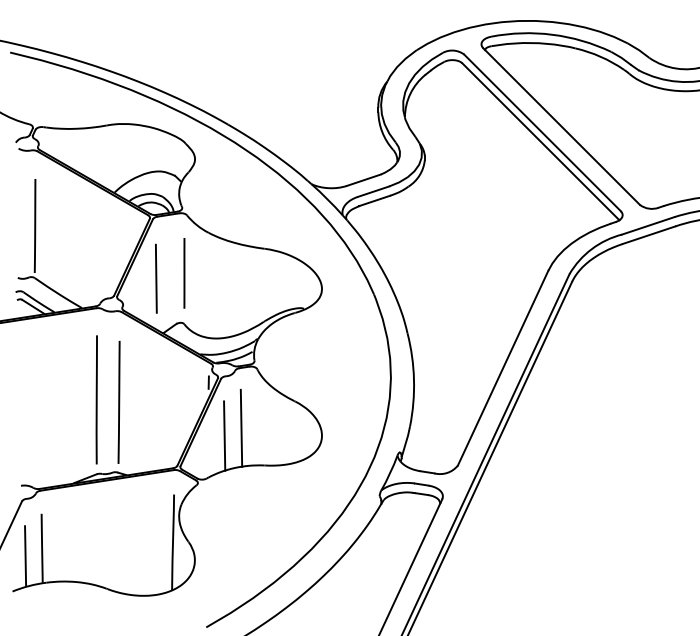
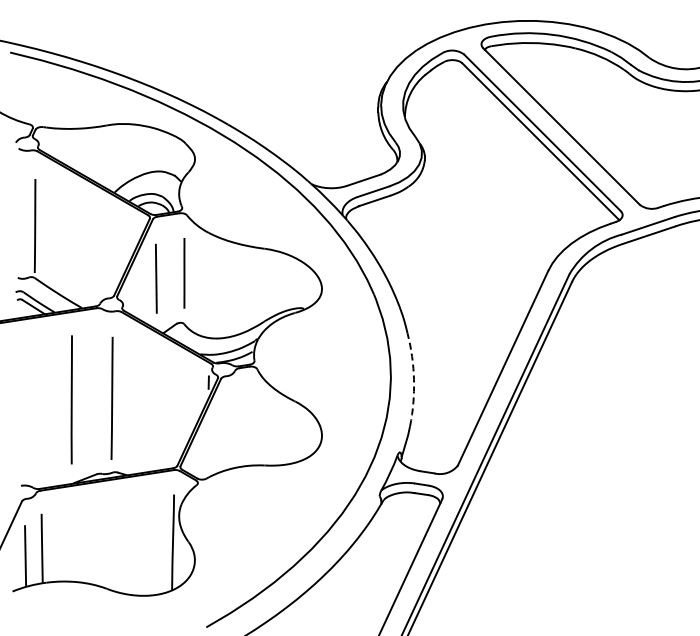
arc: solid -> dashed (414, 379)
line position: (96, 399) -> (71, 399) (71, 399)
line position: (118, 401) -> (111, 397) (111, 397)
line: present -> none (241, 427)
line: present -> none (224, 435)
